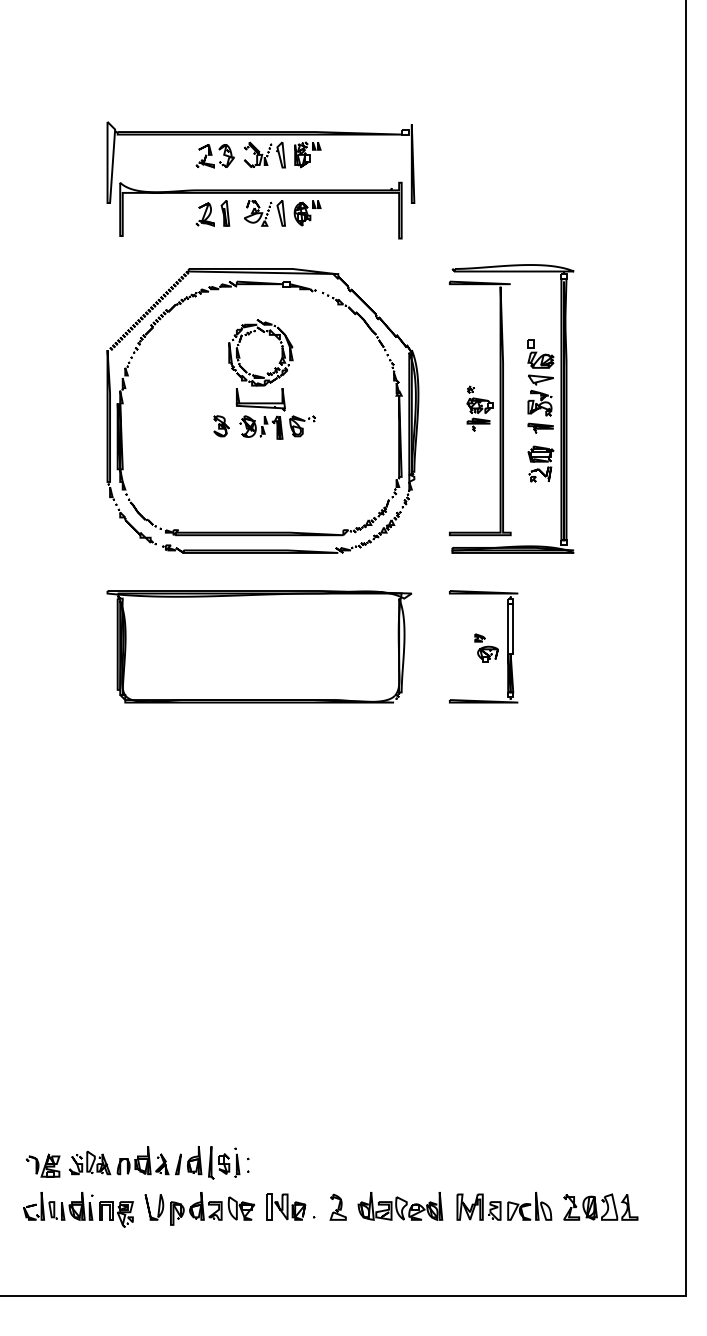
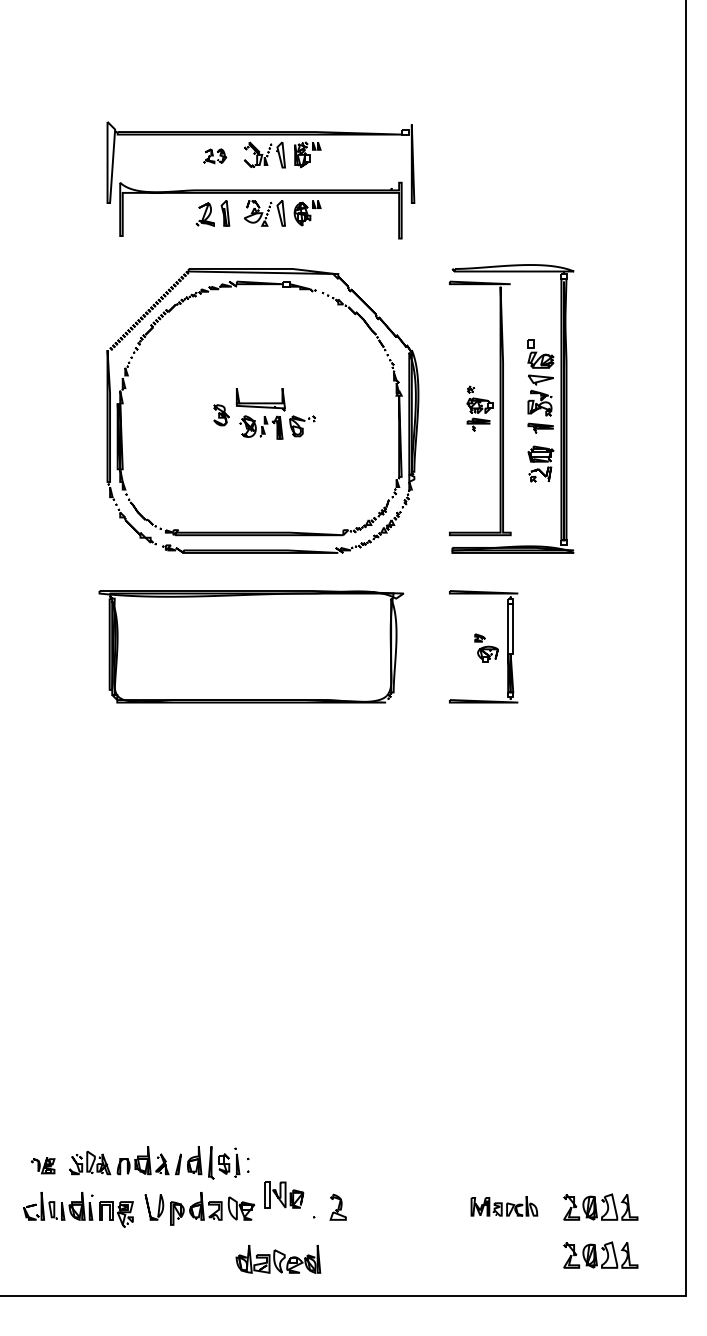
part size: 40x25 px -> 25x17 px (215, 156)
part: present -> none (269, 335)
part position: (221, 426) -> (221, 415) (221, 415)
part position: (259, 646) -> (251, 646) (251, 646)
part size: 36x25 px -> 26x18 px (42, 1165)
part size: 97x30 px -> 69x21 px (504, 1206)
part position: (286, 1206) -> (284, 1194) (284, 1194)
part position: (400, 1206) -> (278, 1259) (278, 1259)
part: none -> present (600, 1254)
